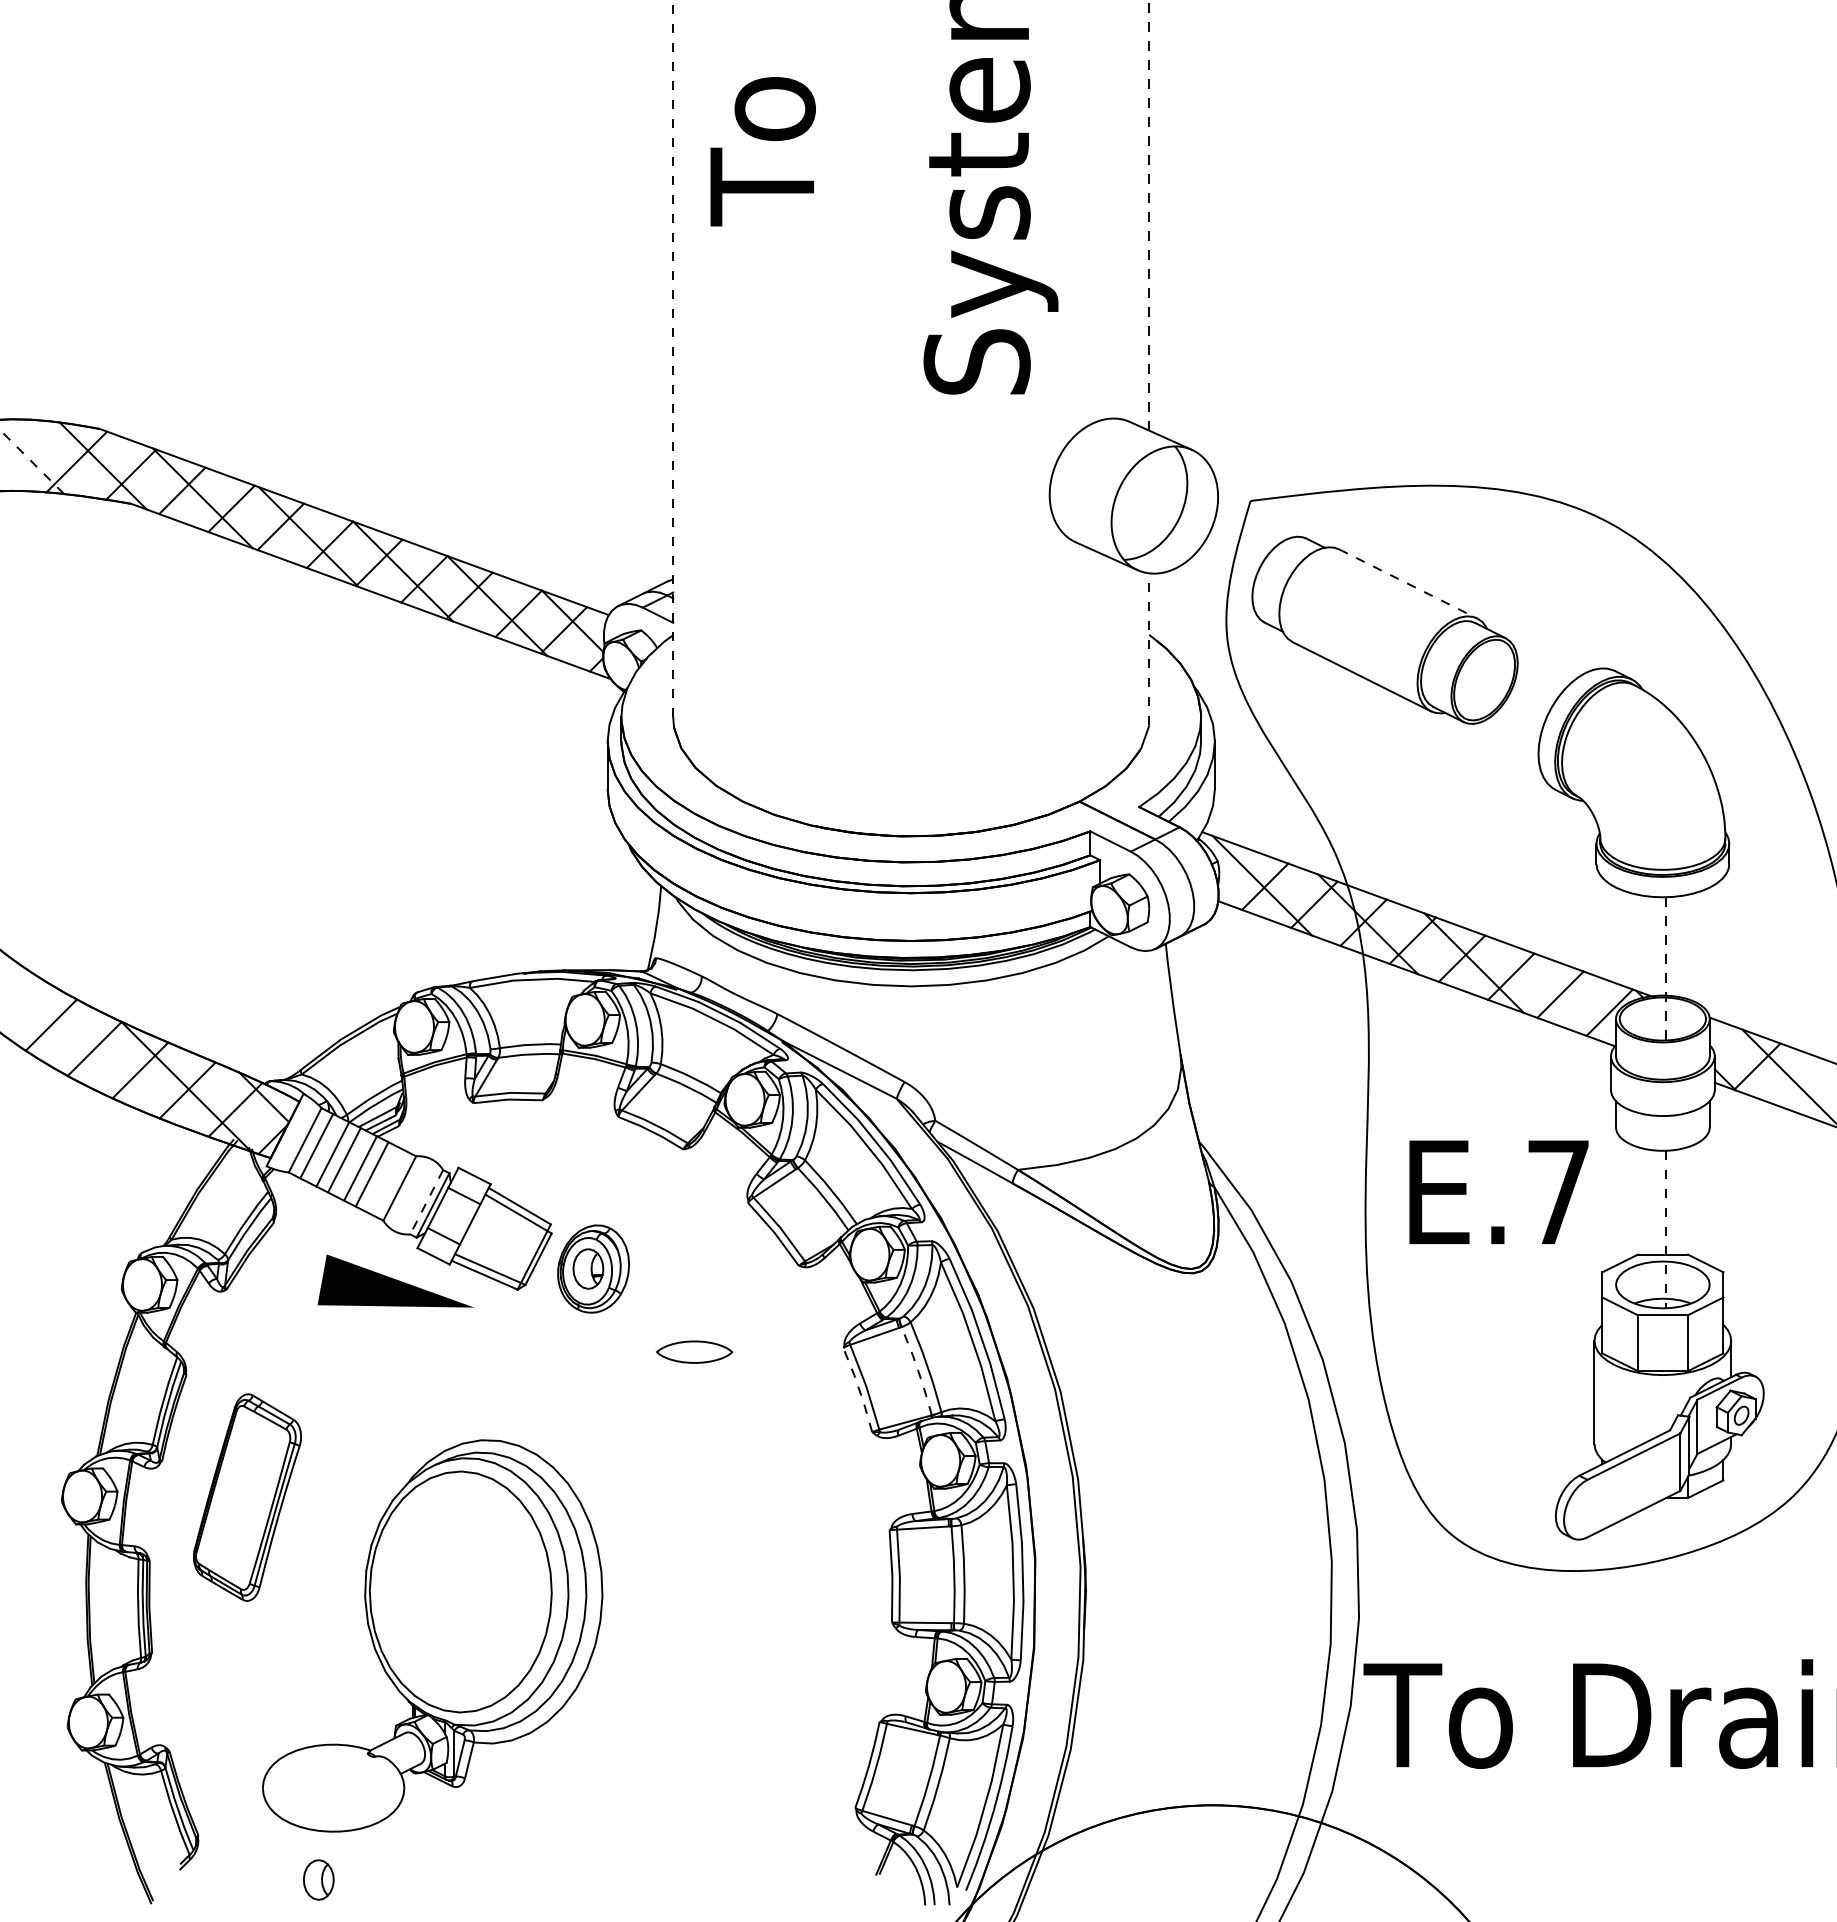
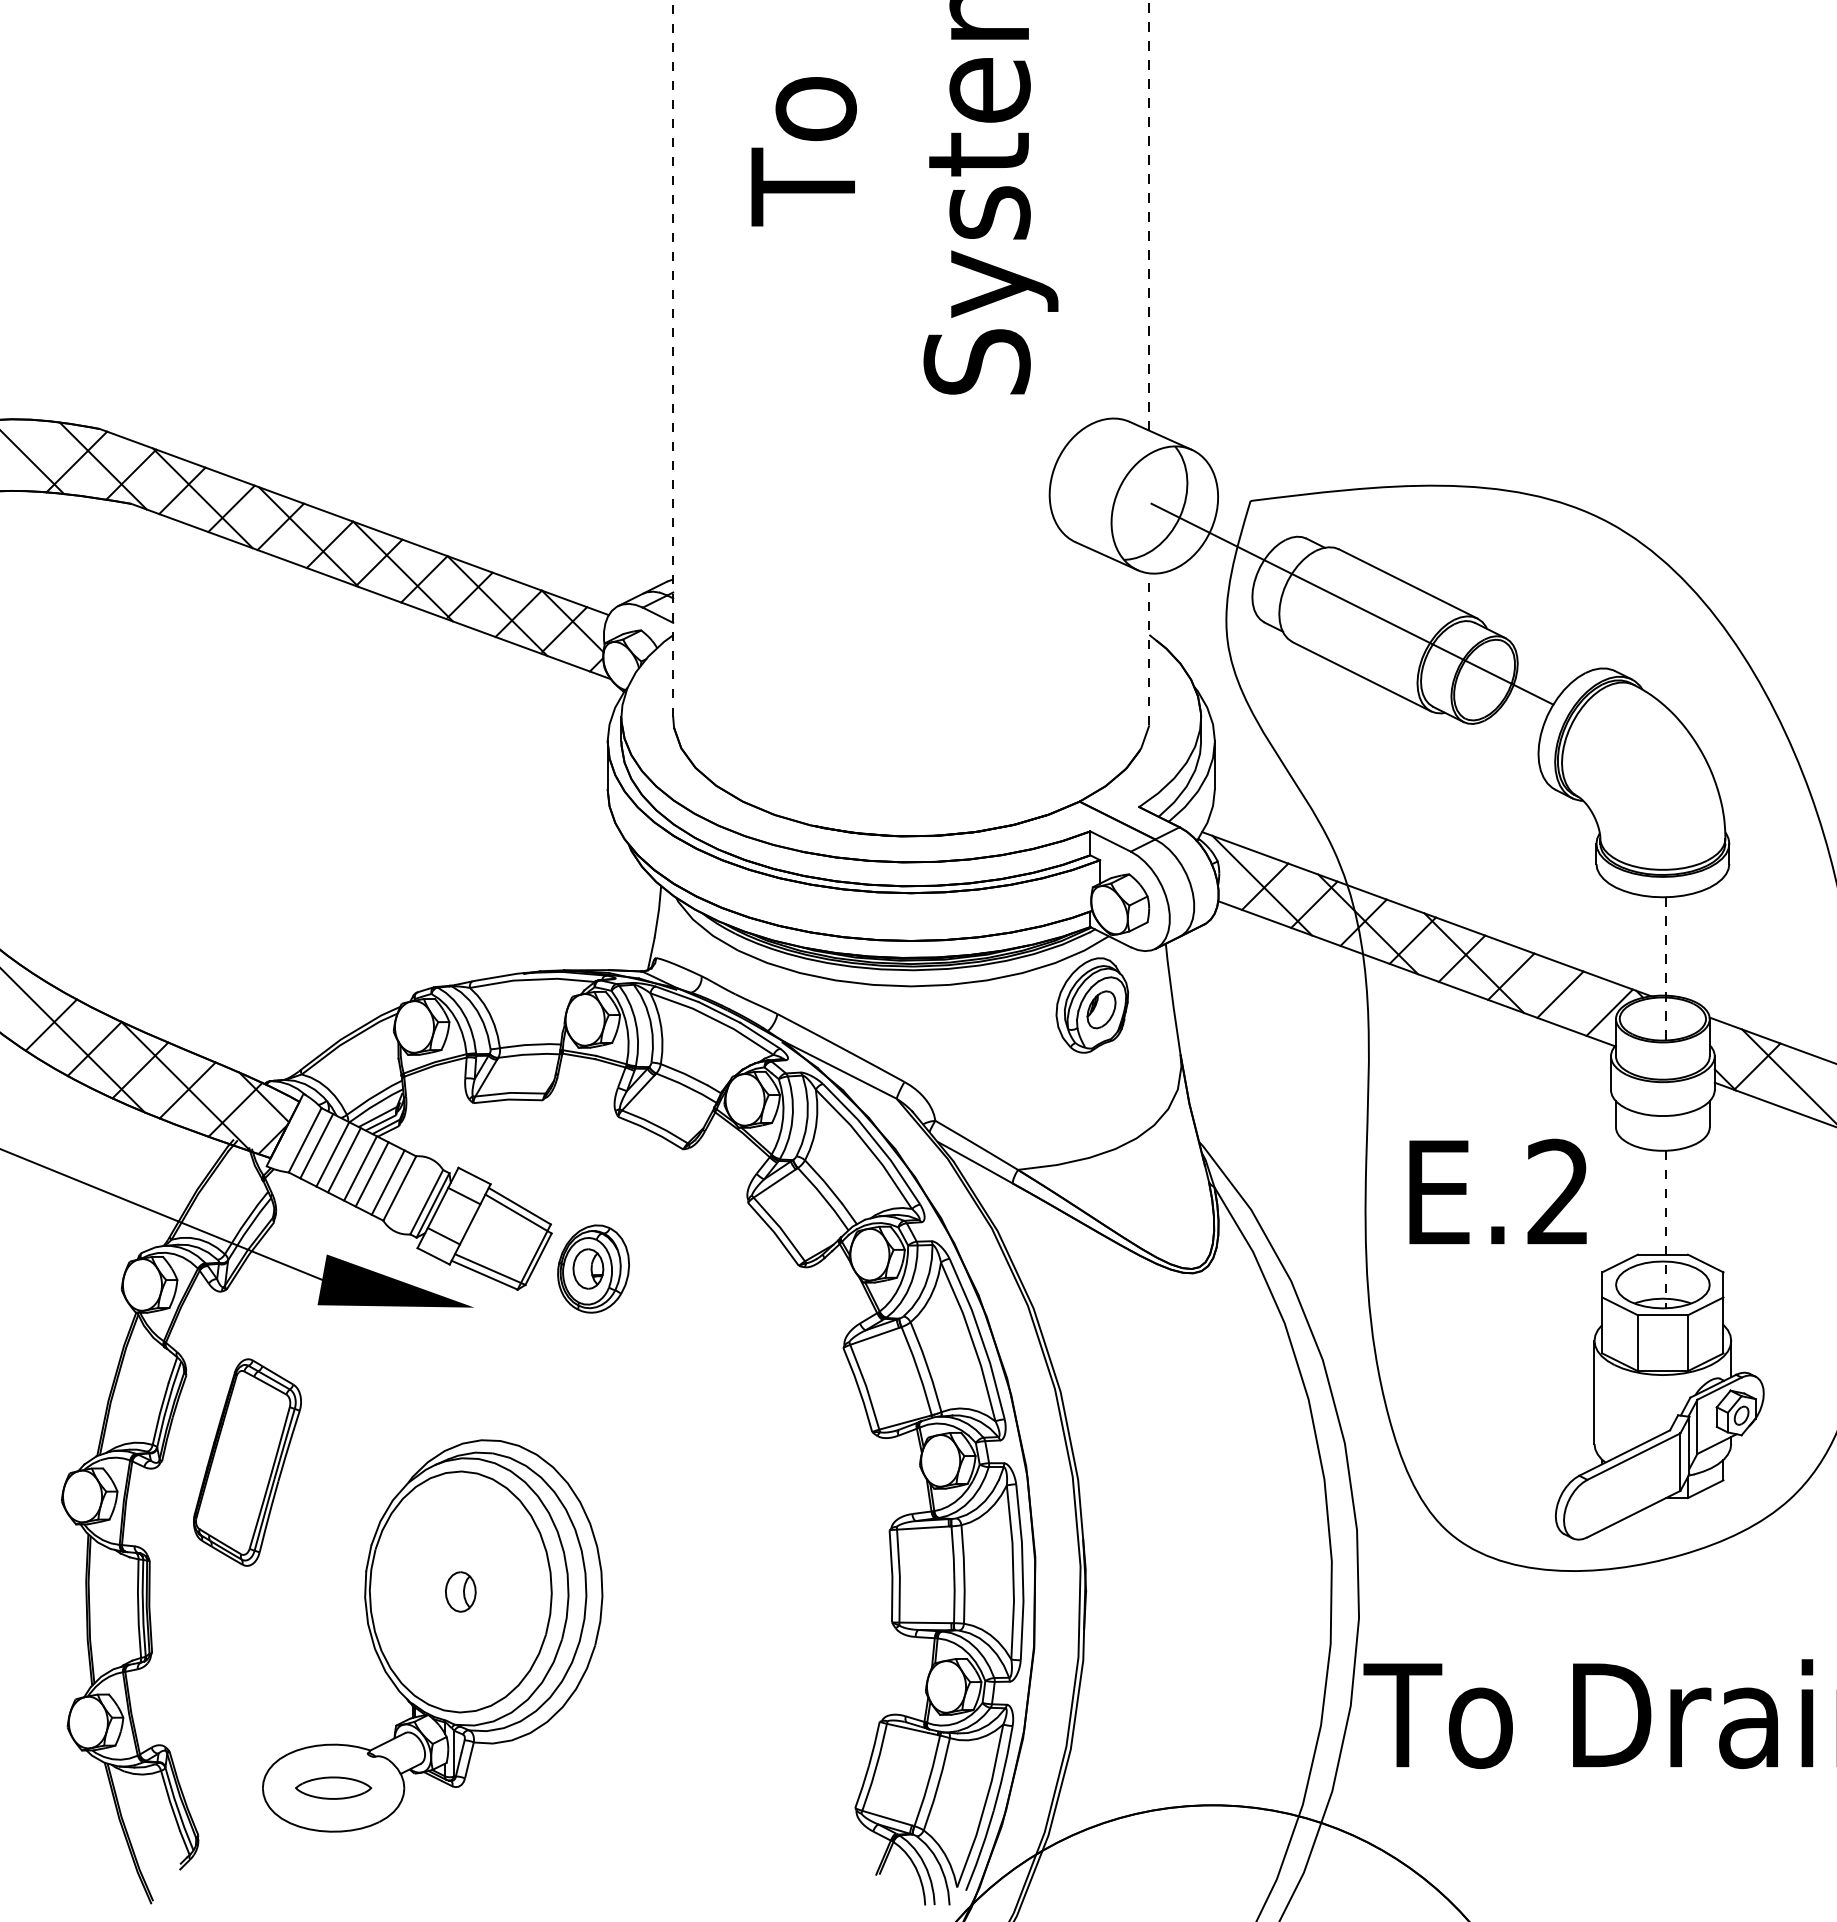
text position: (762, 151) -> (803, 151) (803, 151)
line: dashed -> solid (32, 462)
line: dashed -> solid (1408, 584)
line: none -> present (1352, 603)
part: none -> present (1091, 1005)
line: none -> present (73, 1041)
line: none -> present (387, 1182)
text: E.7 -> E.2 (1557, 1191)
line: dashed -> solid (426, 1202)
line: none -> present (162, 1214)
part position: (694, 1351) -> (333, 1787) (333, 1787)
line: dashed -> solid (918, 1370)
line: dashed -> solid (859, 1389)
part position: (247, 1497) -> (247, 1462) (247, 1462)
part position: (318, 1879) -> (460, 1591) (460, 1591)
